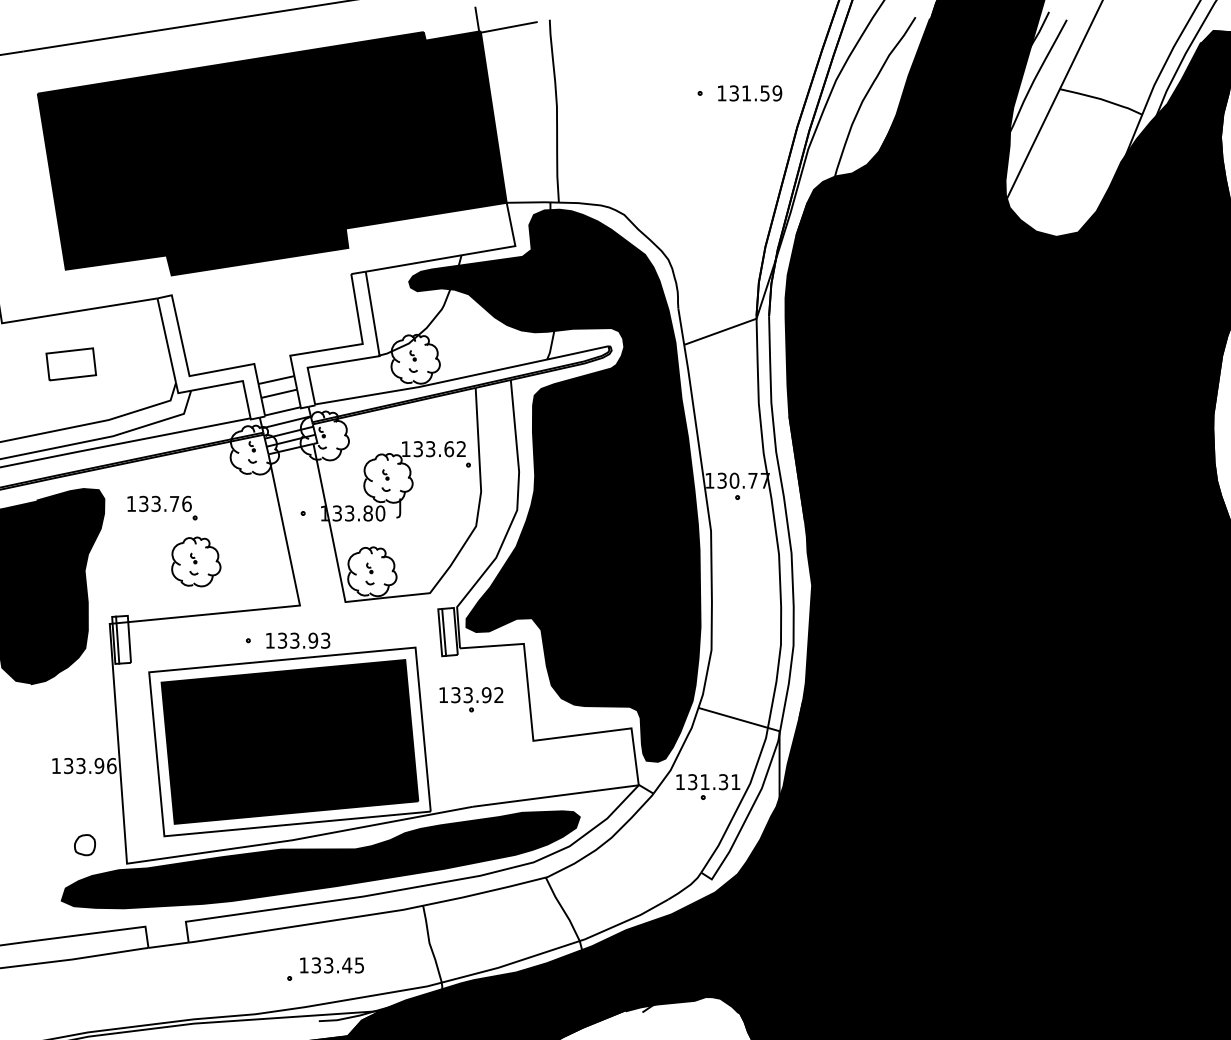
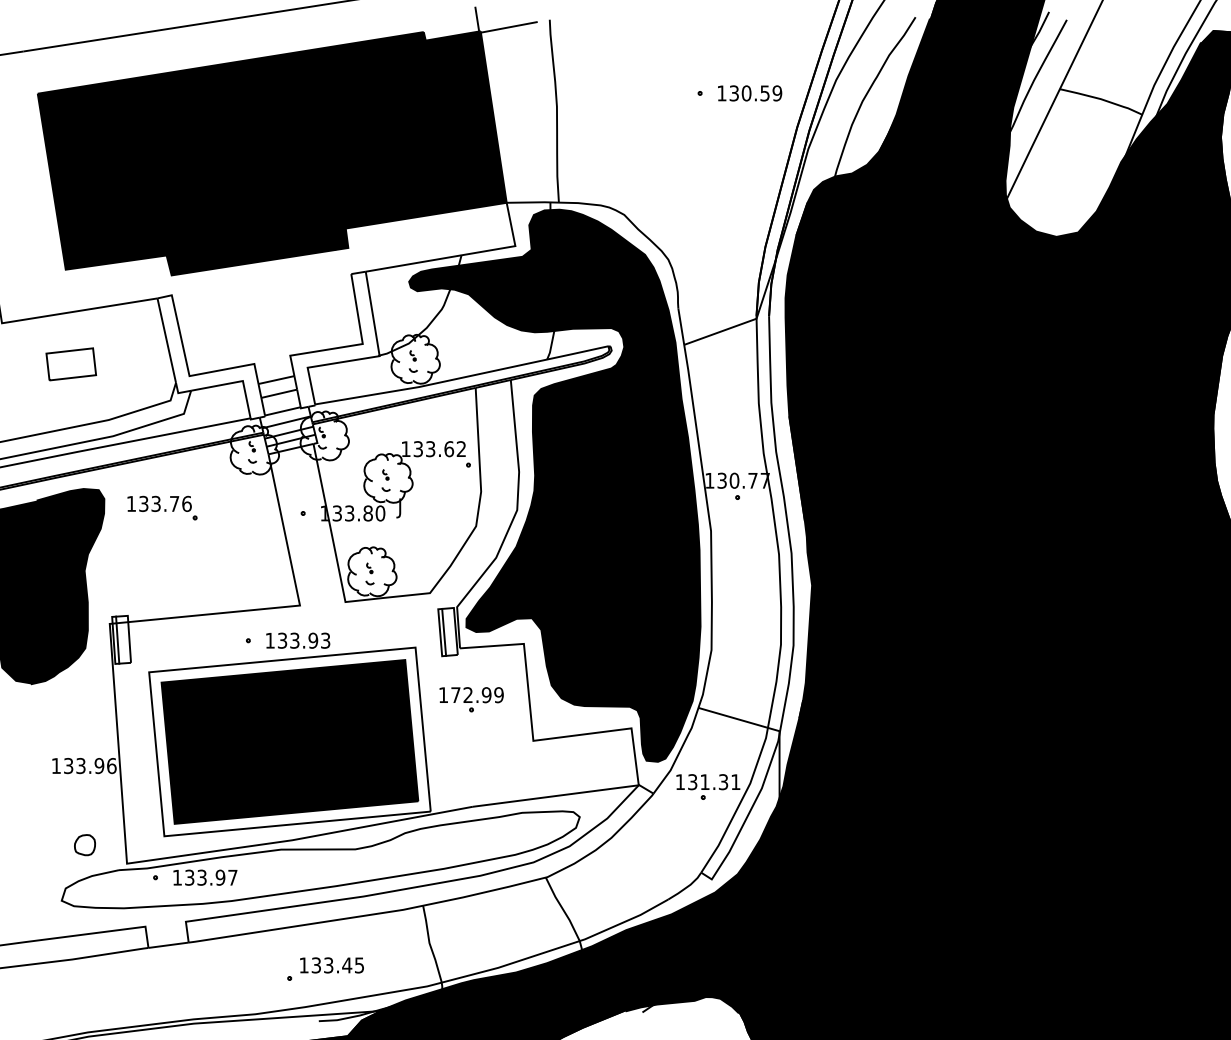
text: 131.59 -> 130.59 (746, 93)
part: present -> none (196, 561)
text: 133.92 -> 172.99 (477, 695)
fill: present -> none (320, 859)
